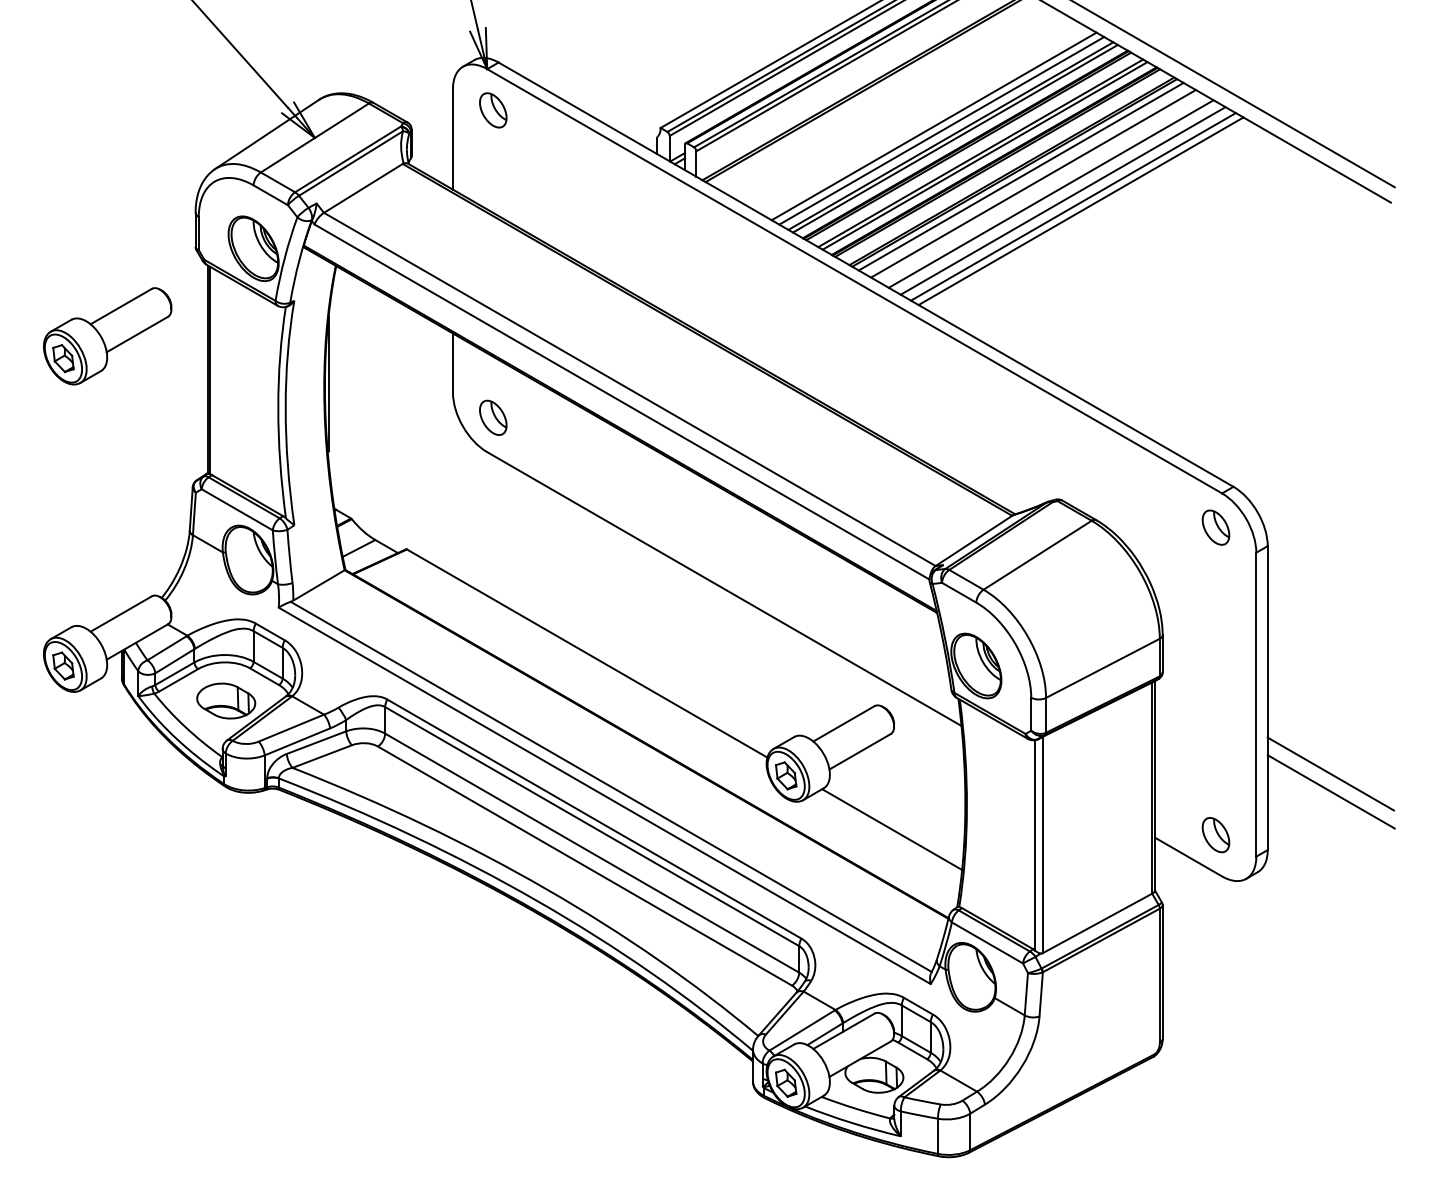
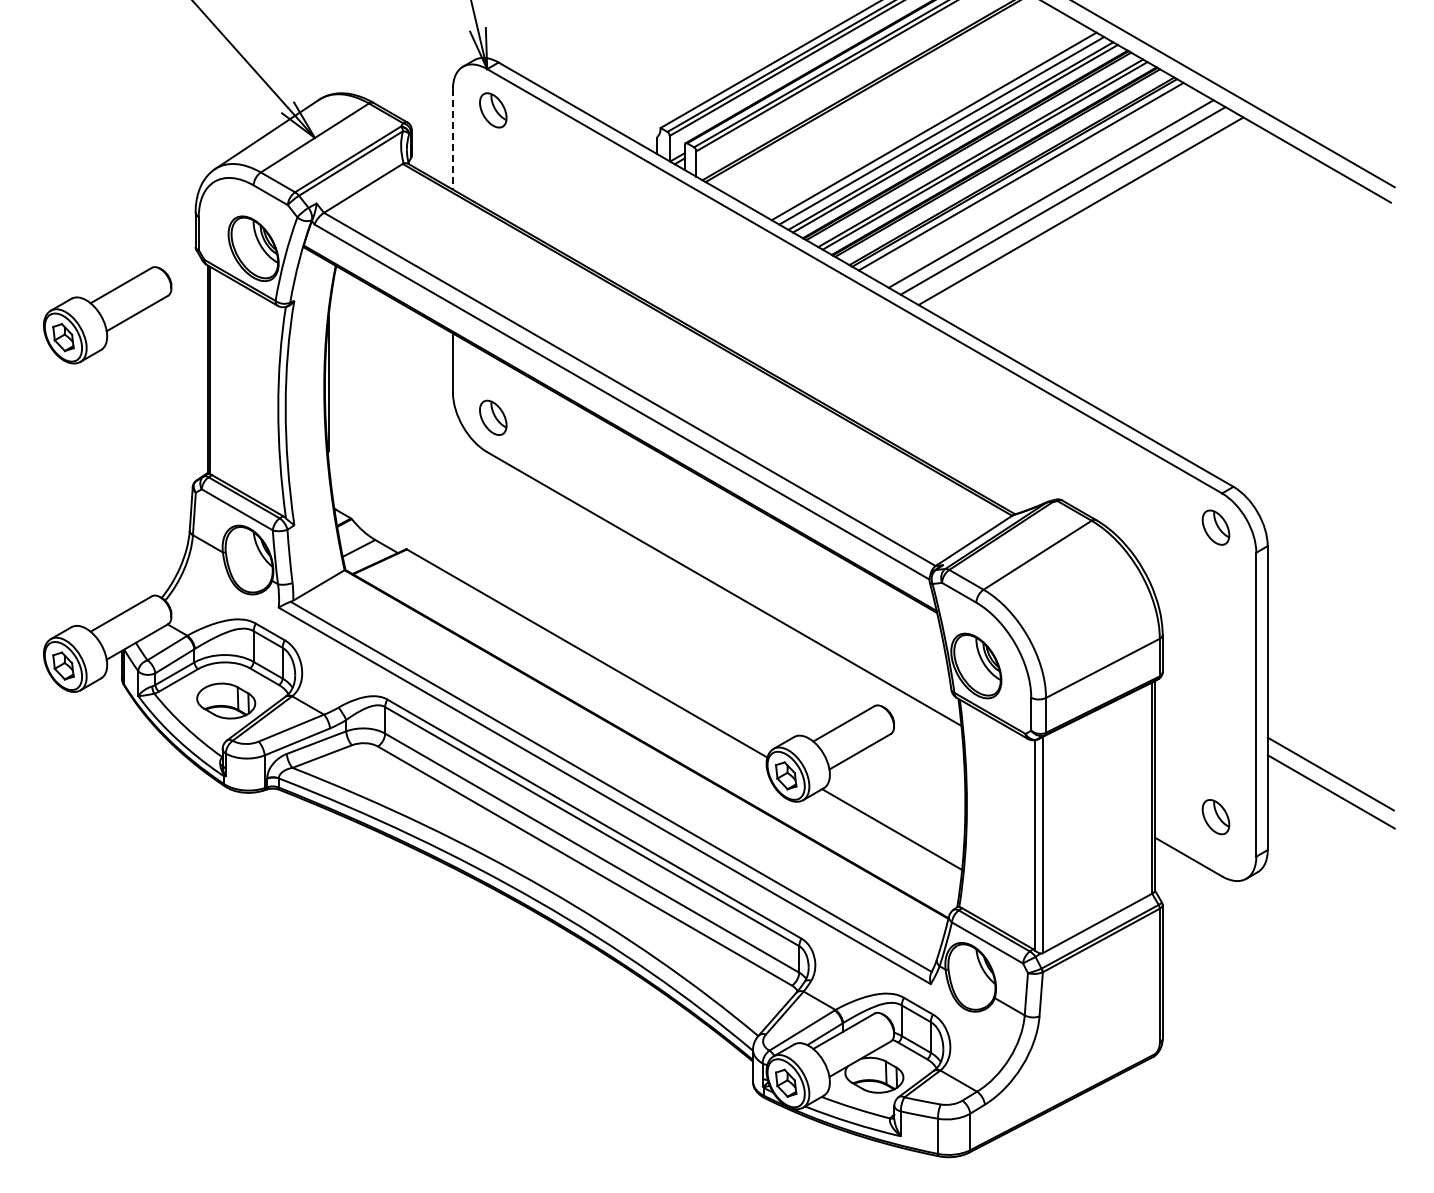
line: solid -> dashed (452, 139)
line: present -> none (1033, 183)
line: present -> none (1073, 206)
part position: (107, 336) -> (107, 315) (107, 315)
part position: (1215, 835) -> (1215, 817) (1215, 817)
